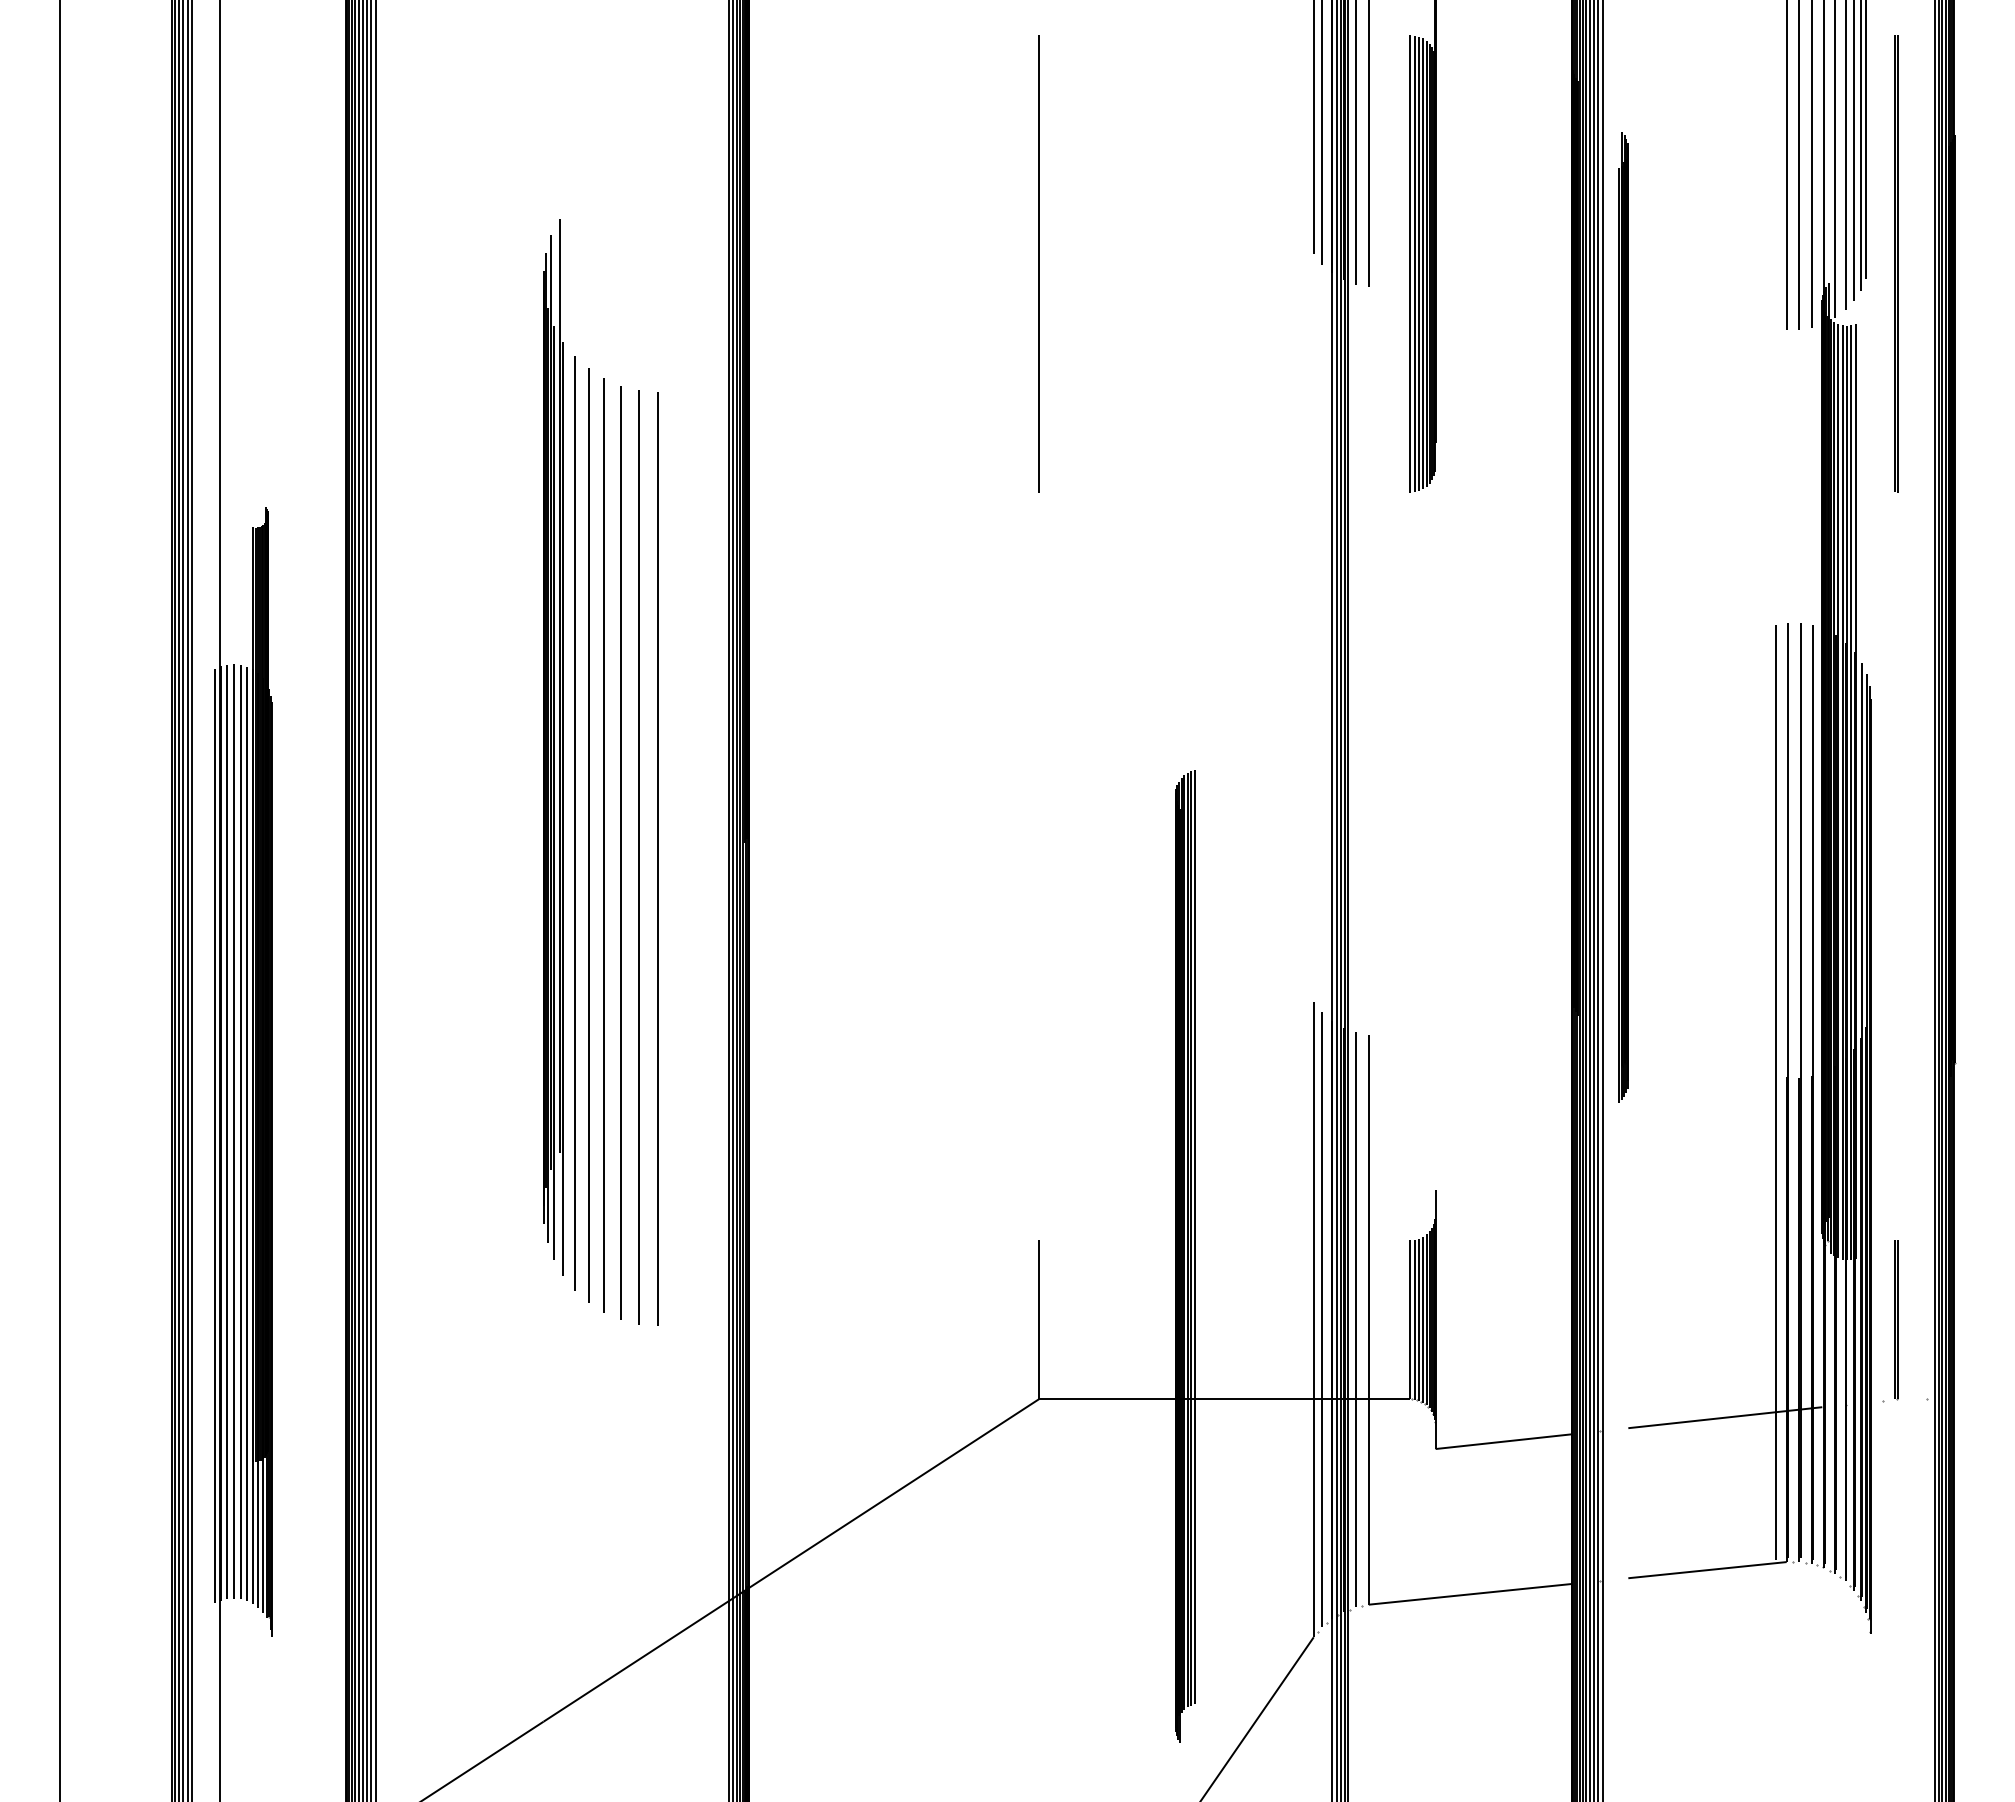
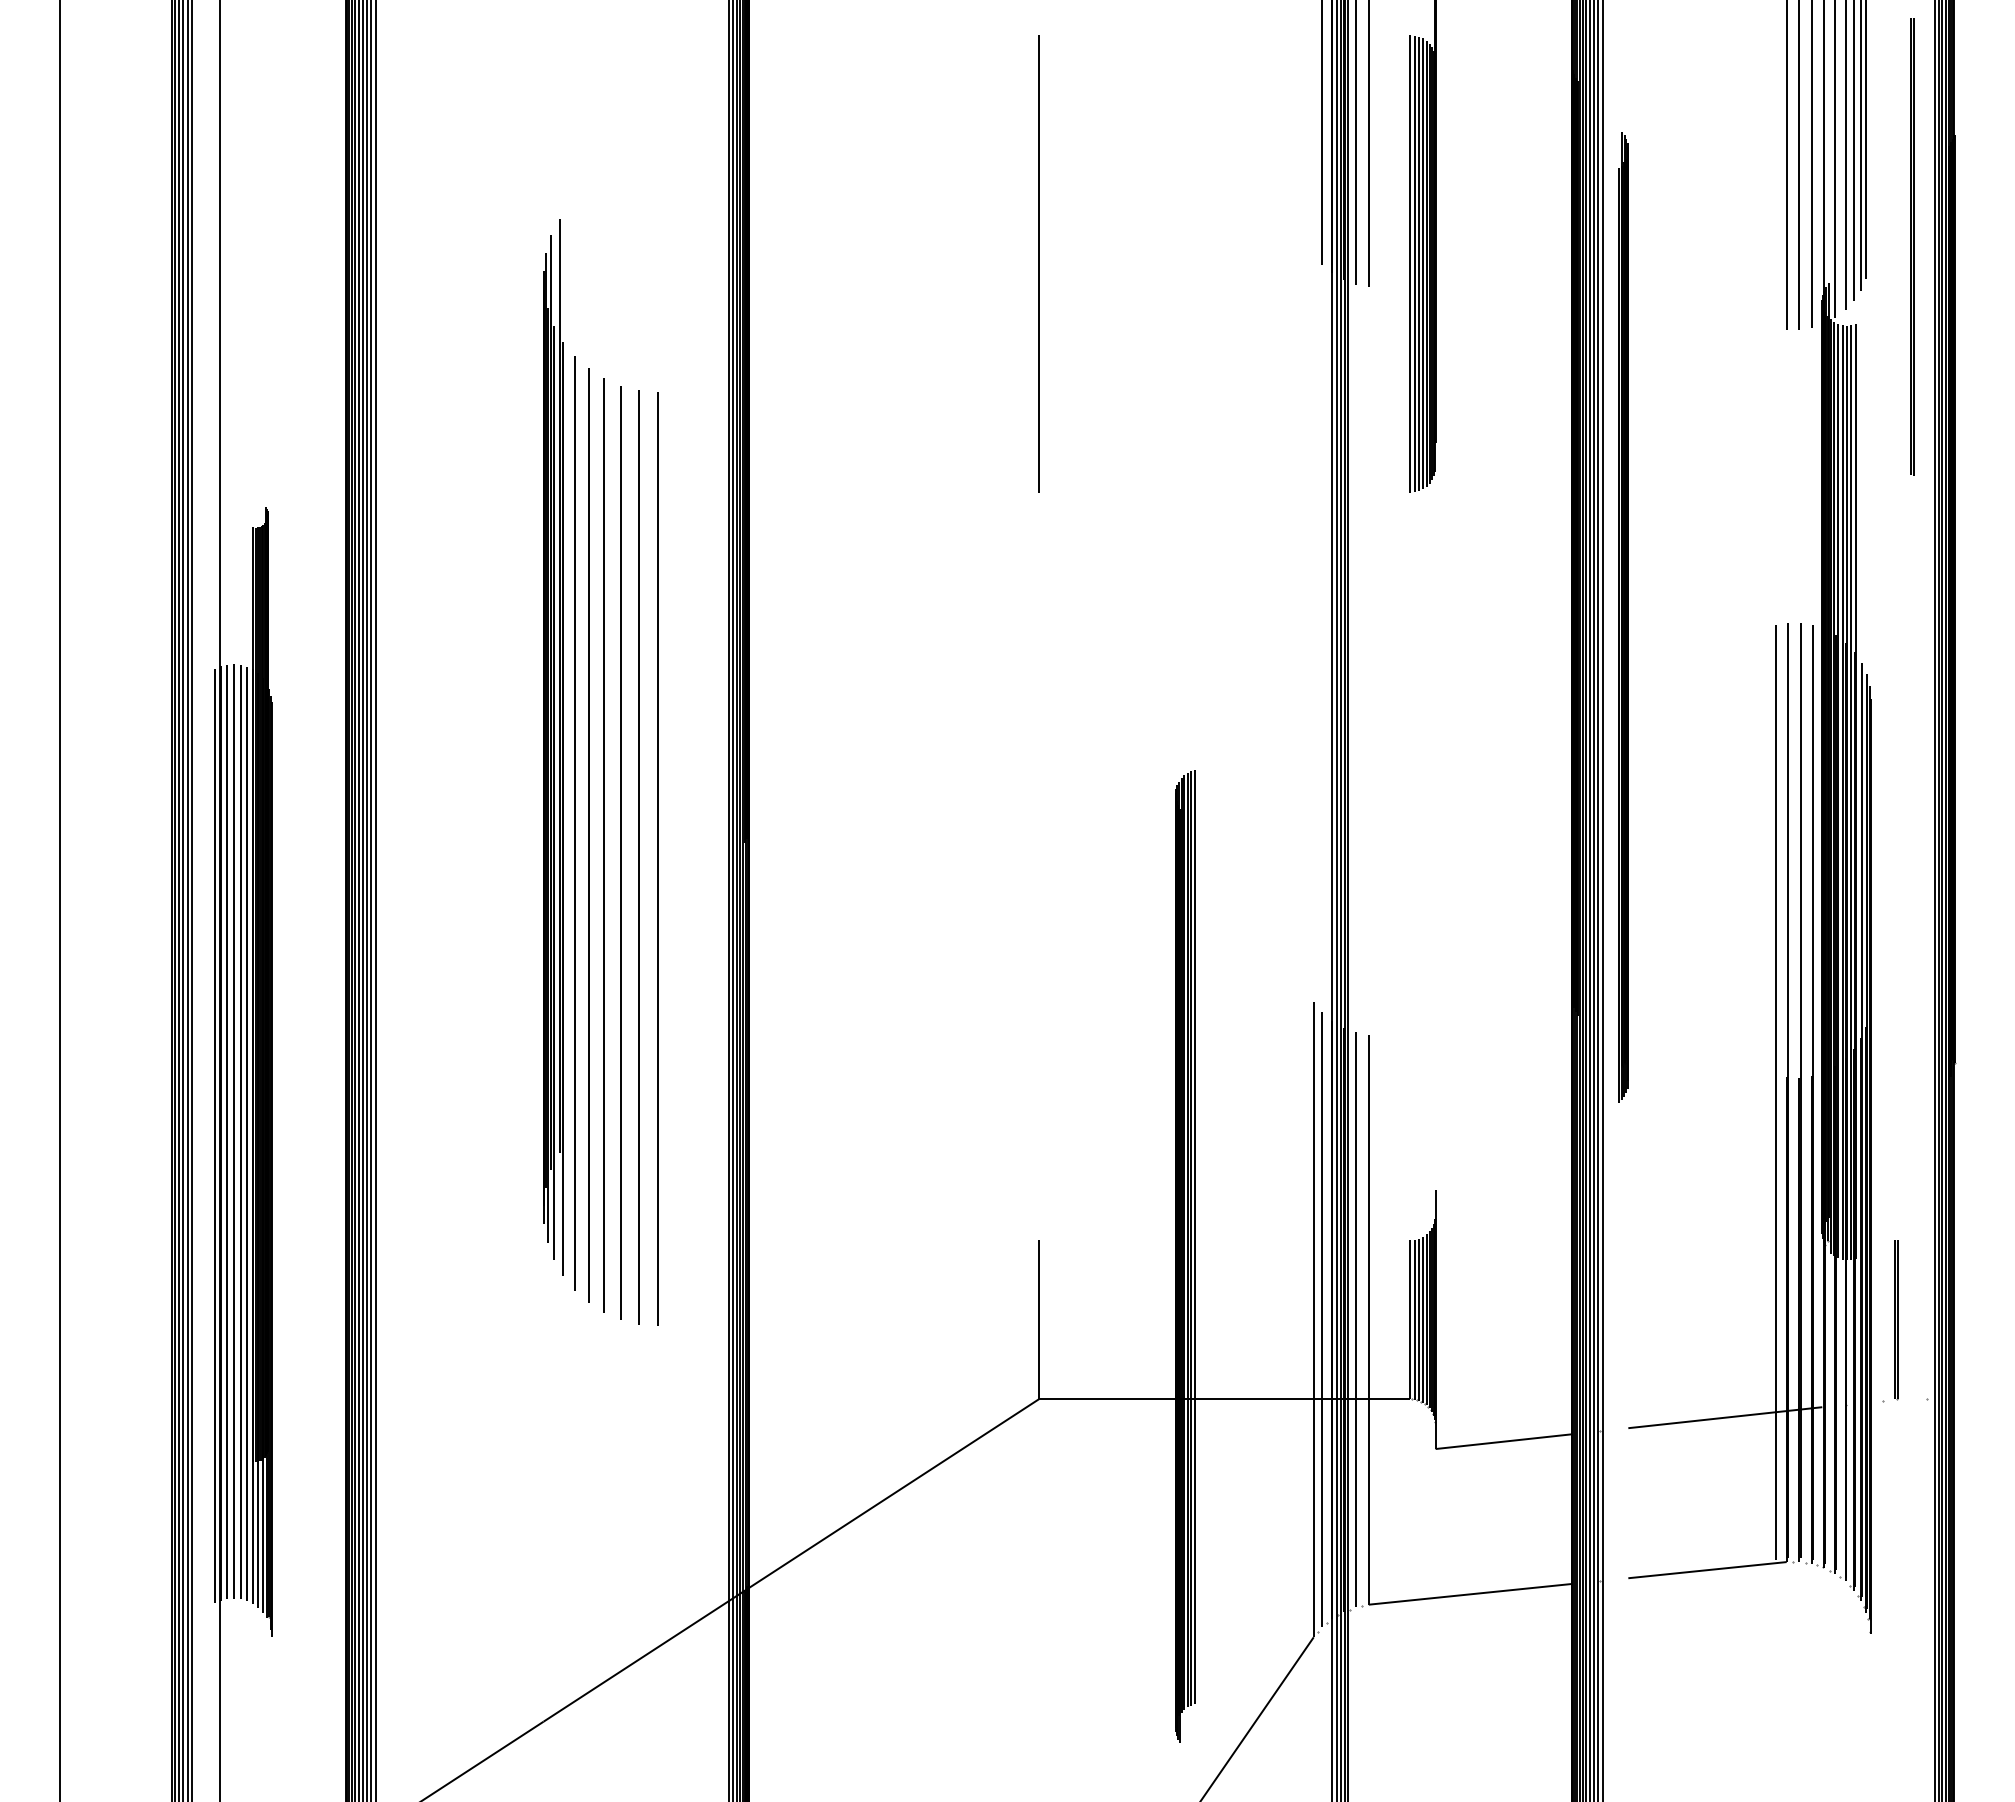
line: present -> none (1313, 128)
line position: (1895, 263) -> (1911, 246) (1911, 246)
